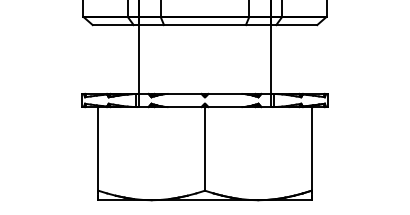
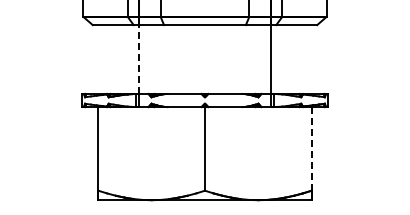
line: solid -> dashed (139, 59)
line: solid -> dashed (311, 148)
